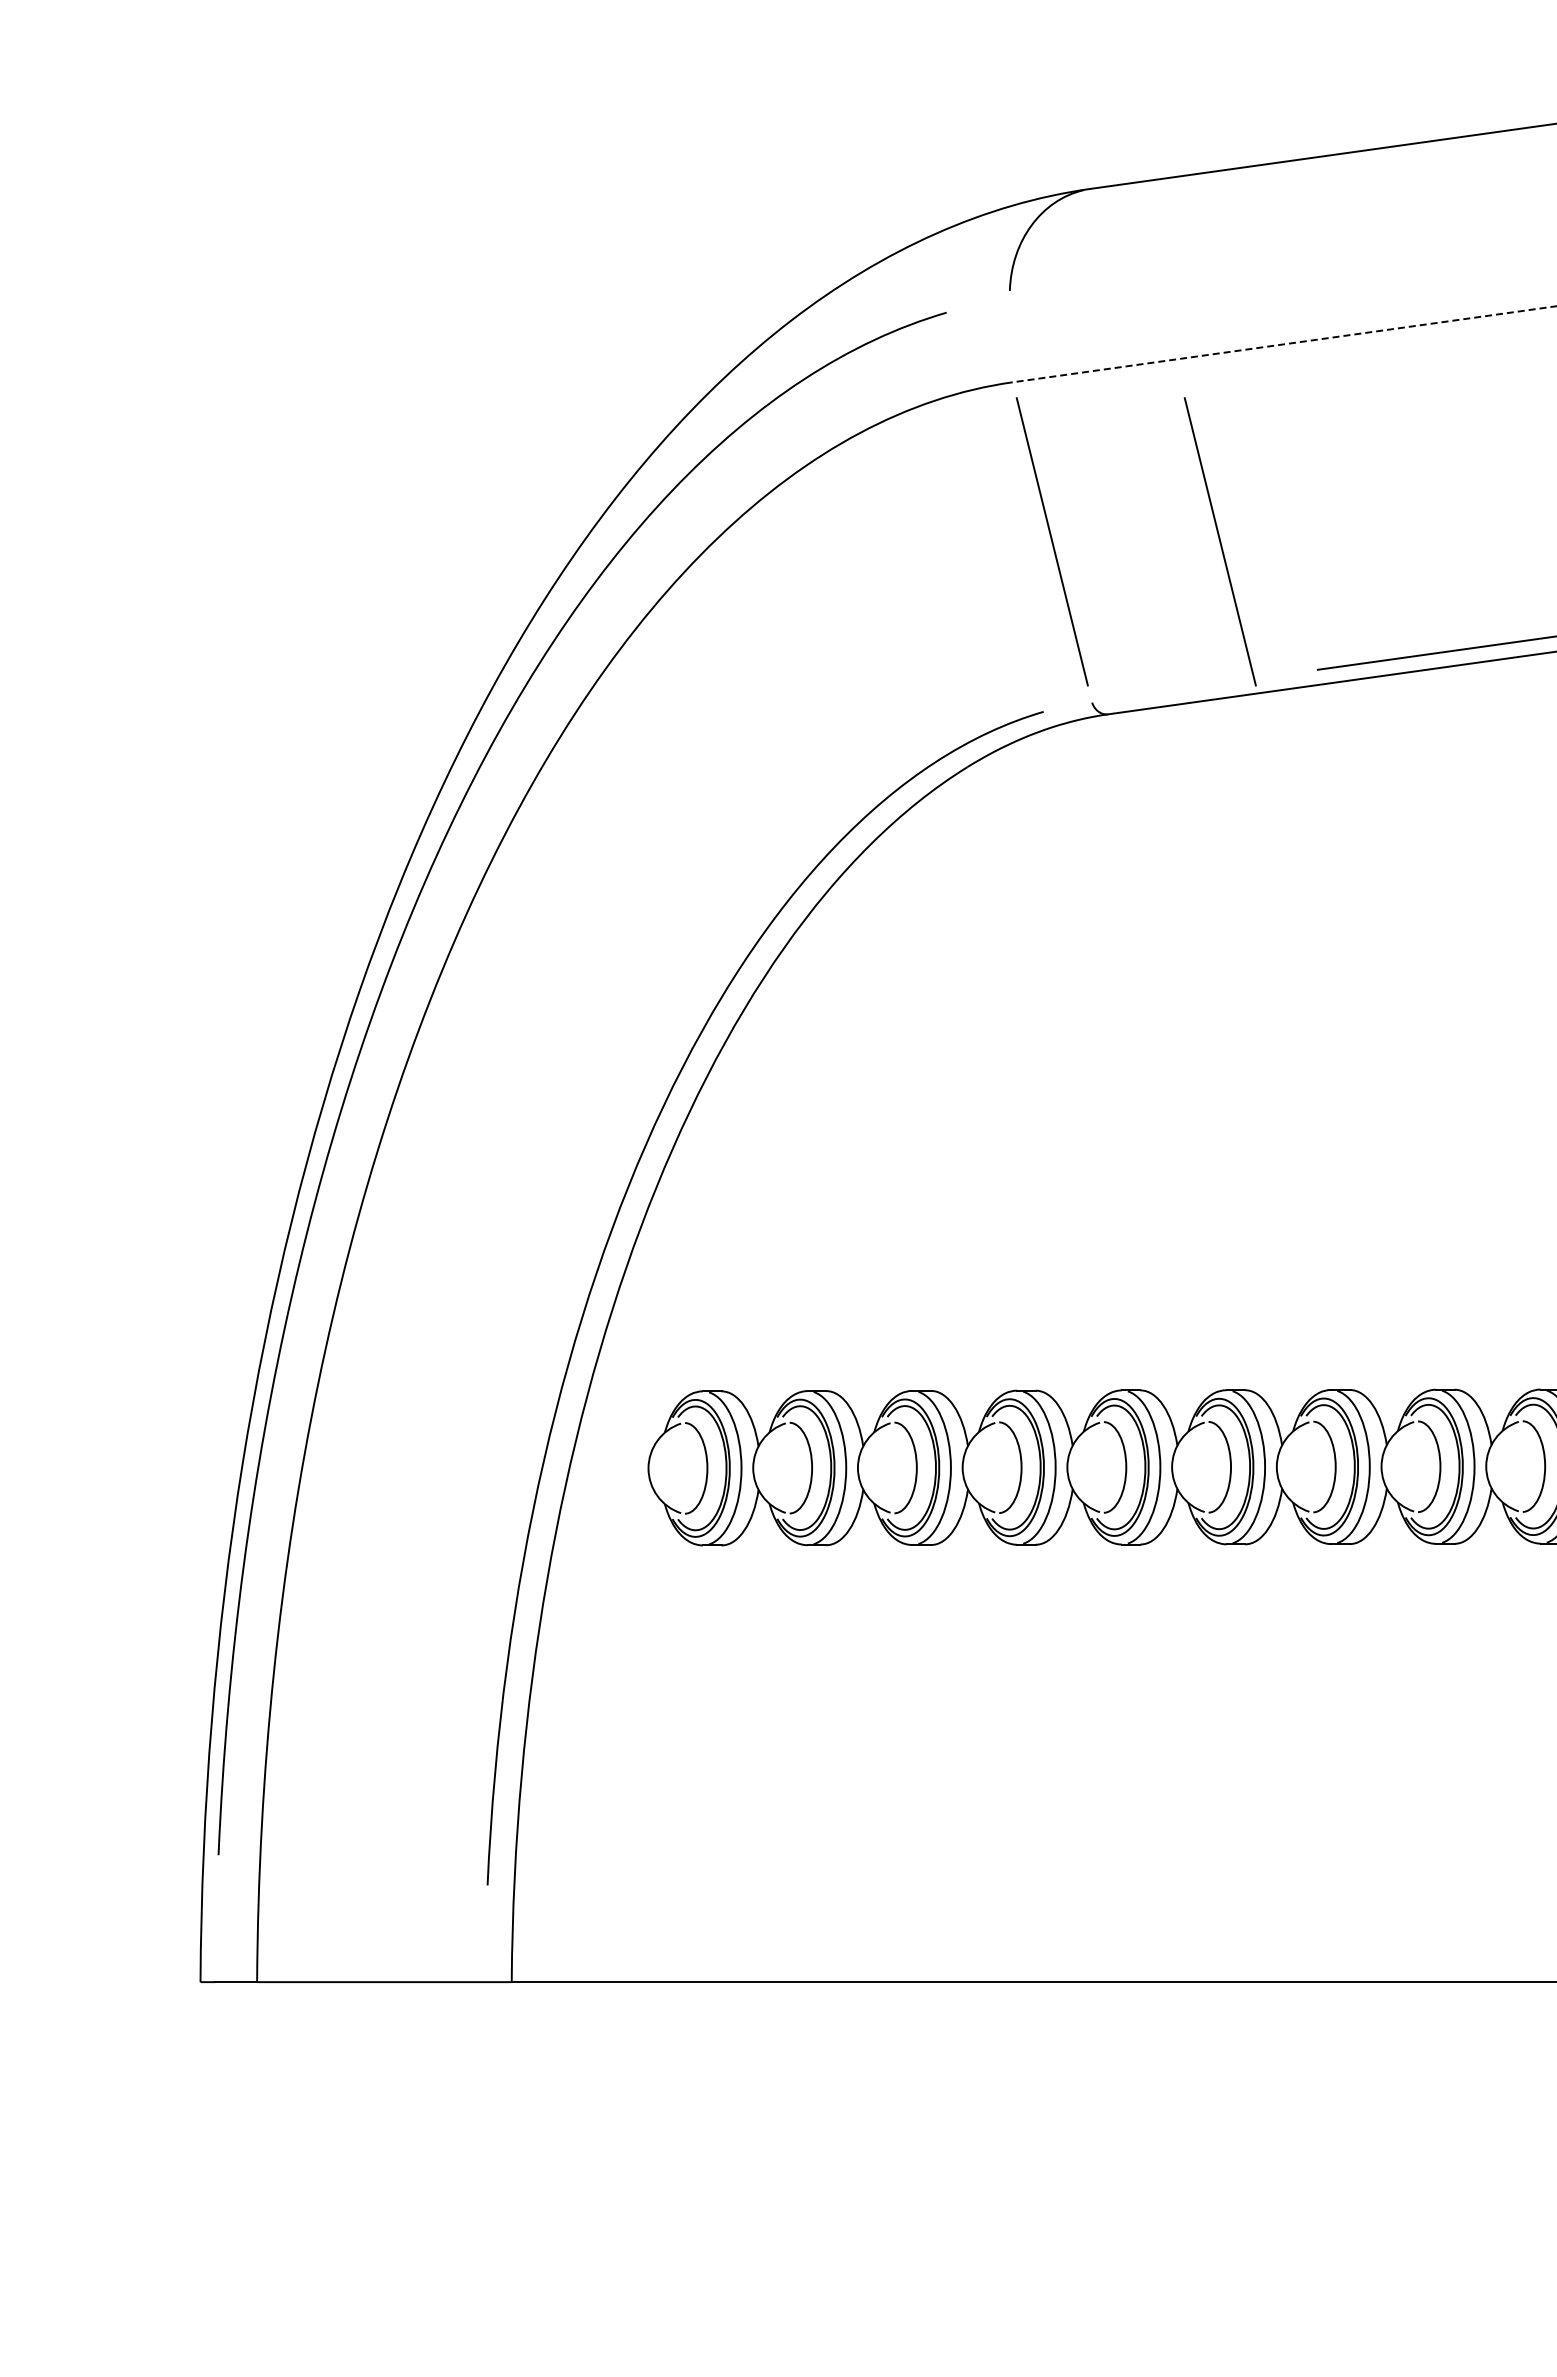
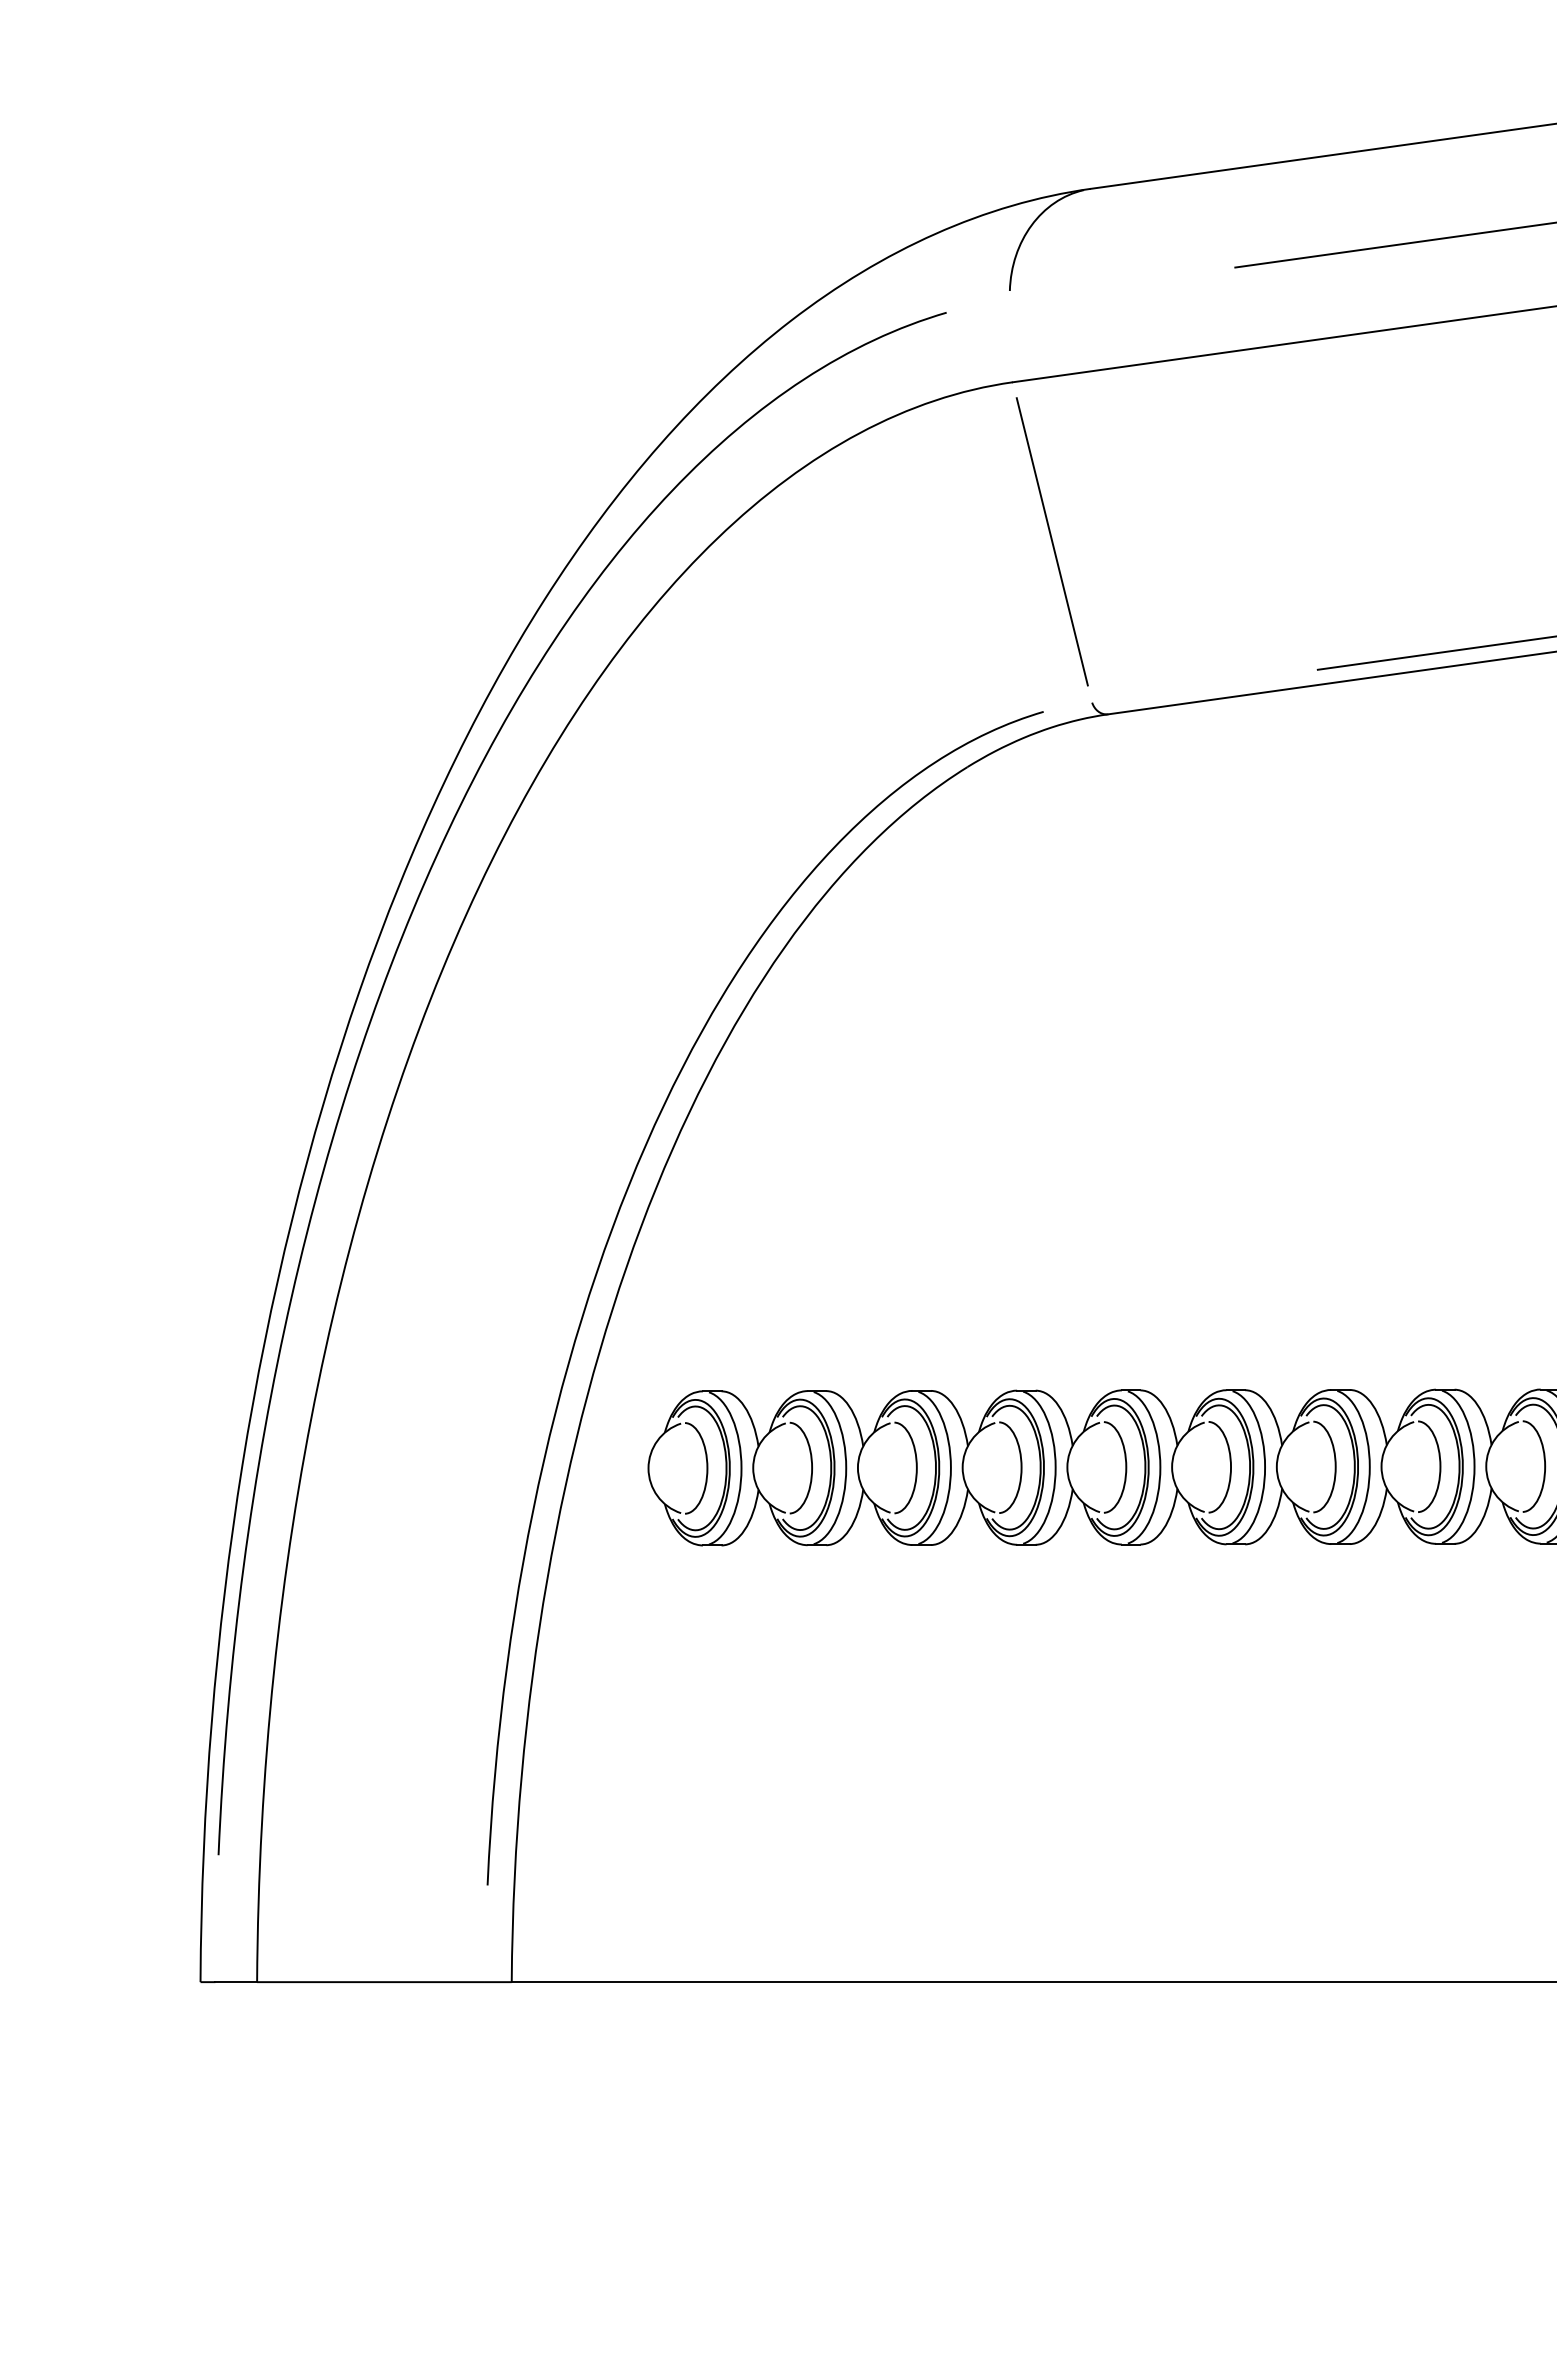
line: none -> present (1394, 245)
line: dashed -> solid (1284, 344)
line: present -> none (1219, 541)
